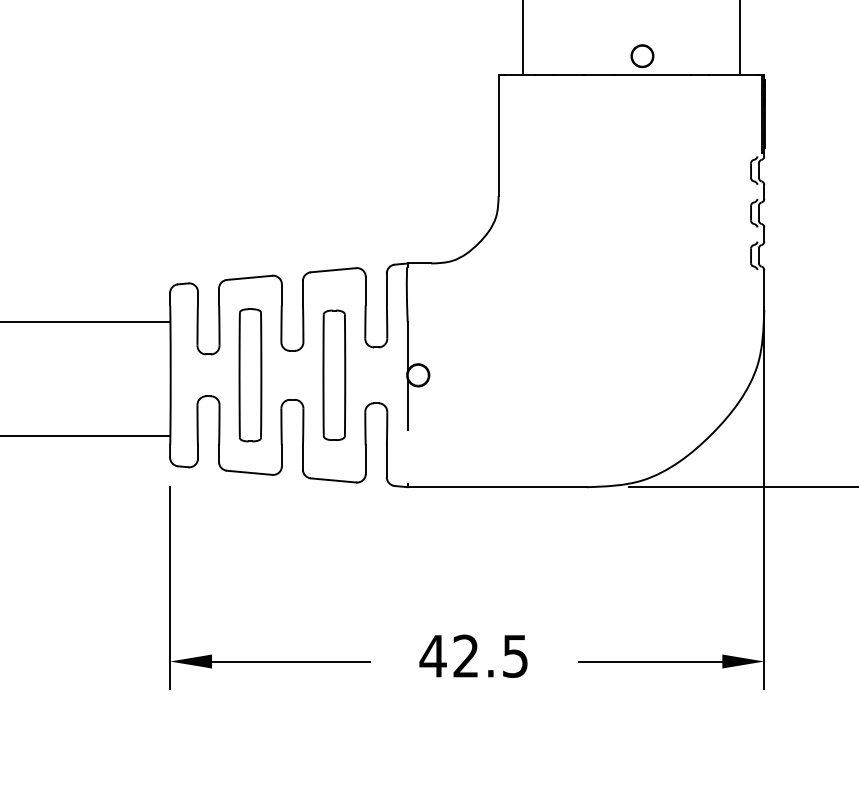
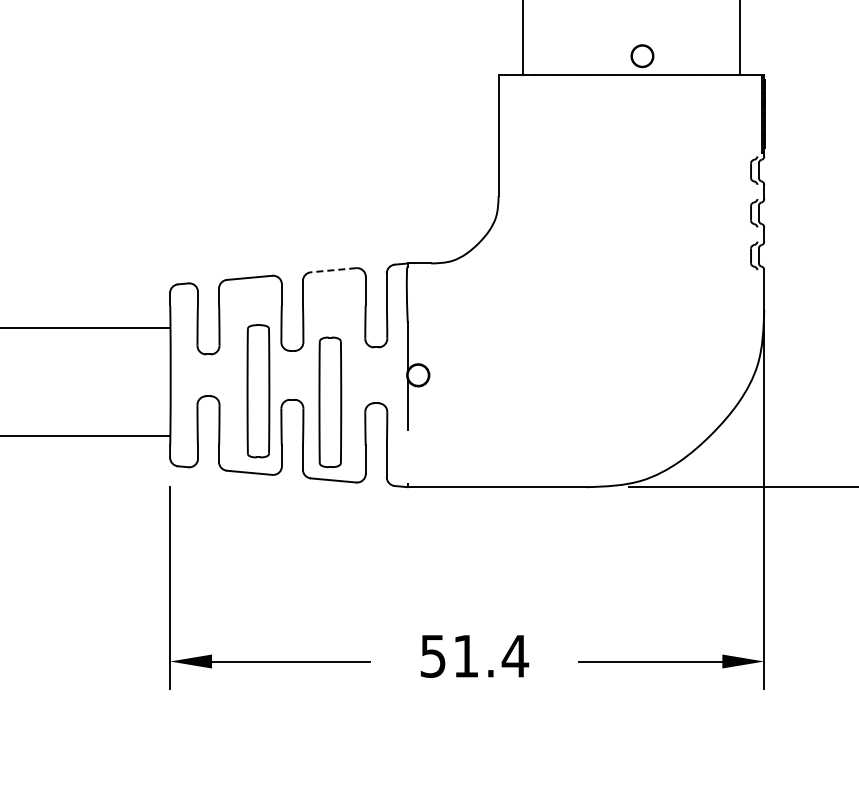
line: solid -> dashed (333, 270)
line position: (86, 322) -> (86, 328) (86, 328)
part position: (334, 374) -> (330, 401) (330, 401)
part position: (250, 375) -> (258, 391) (258, 391)
text: 42.5 -> 51.4 (474, 655)
